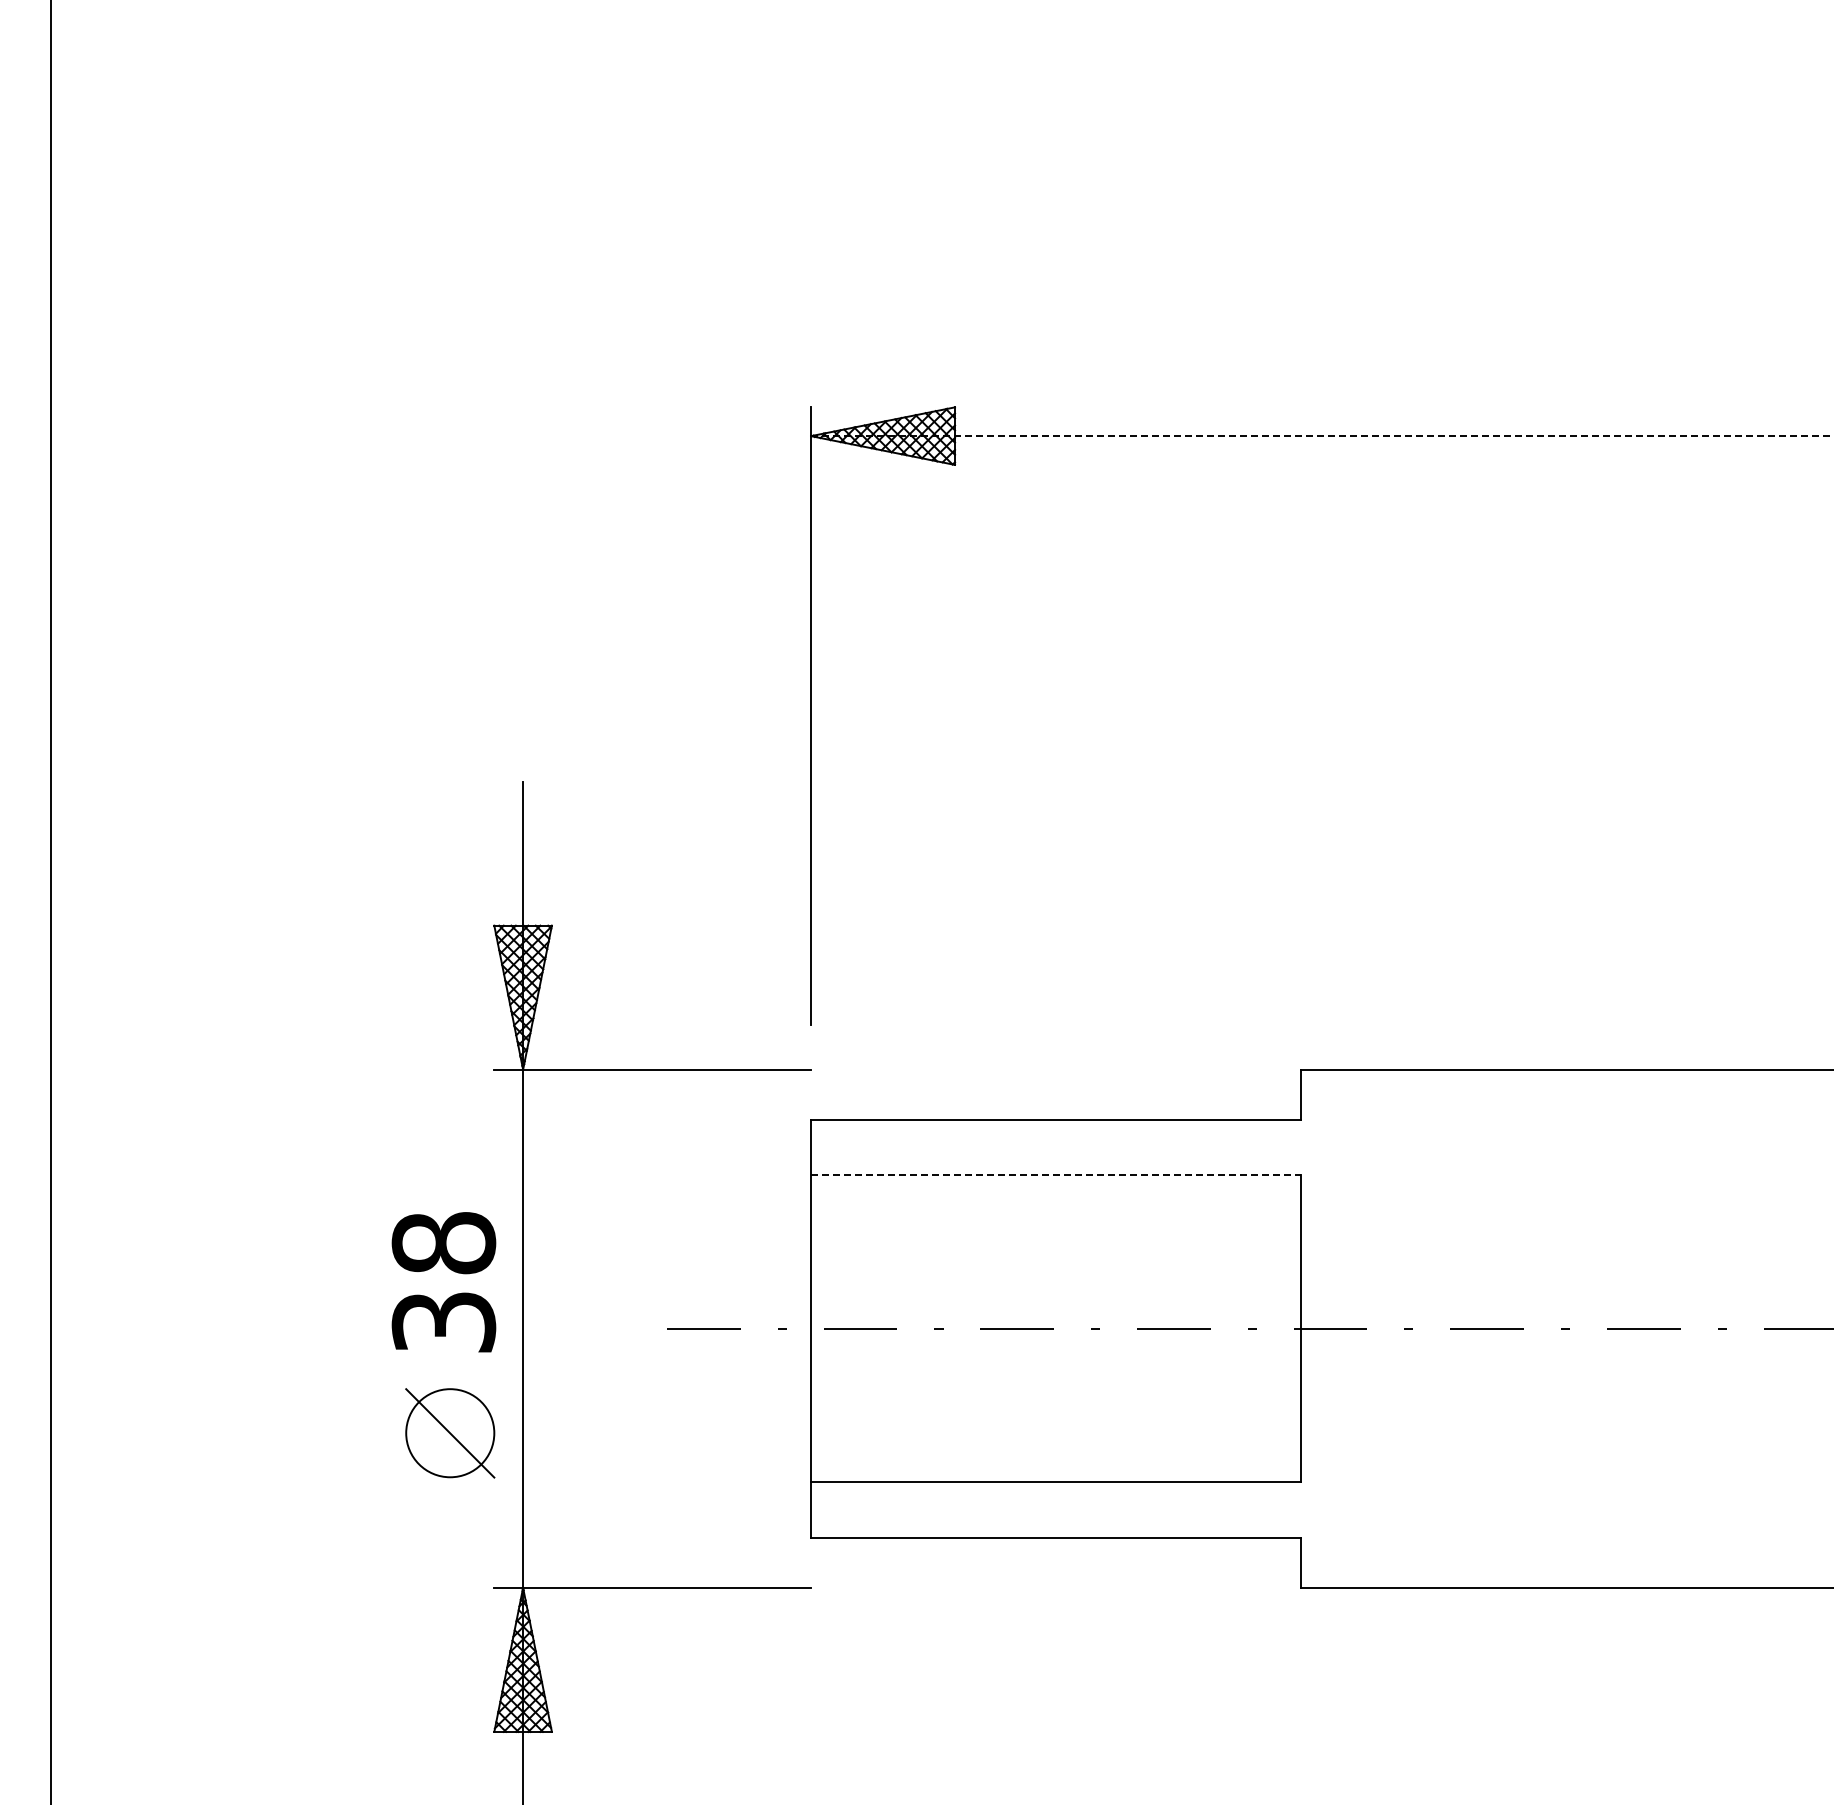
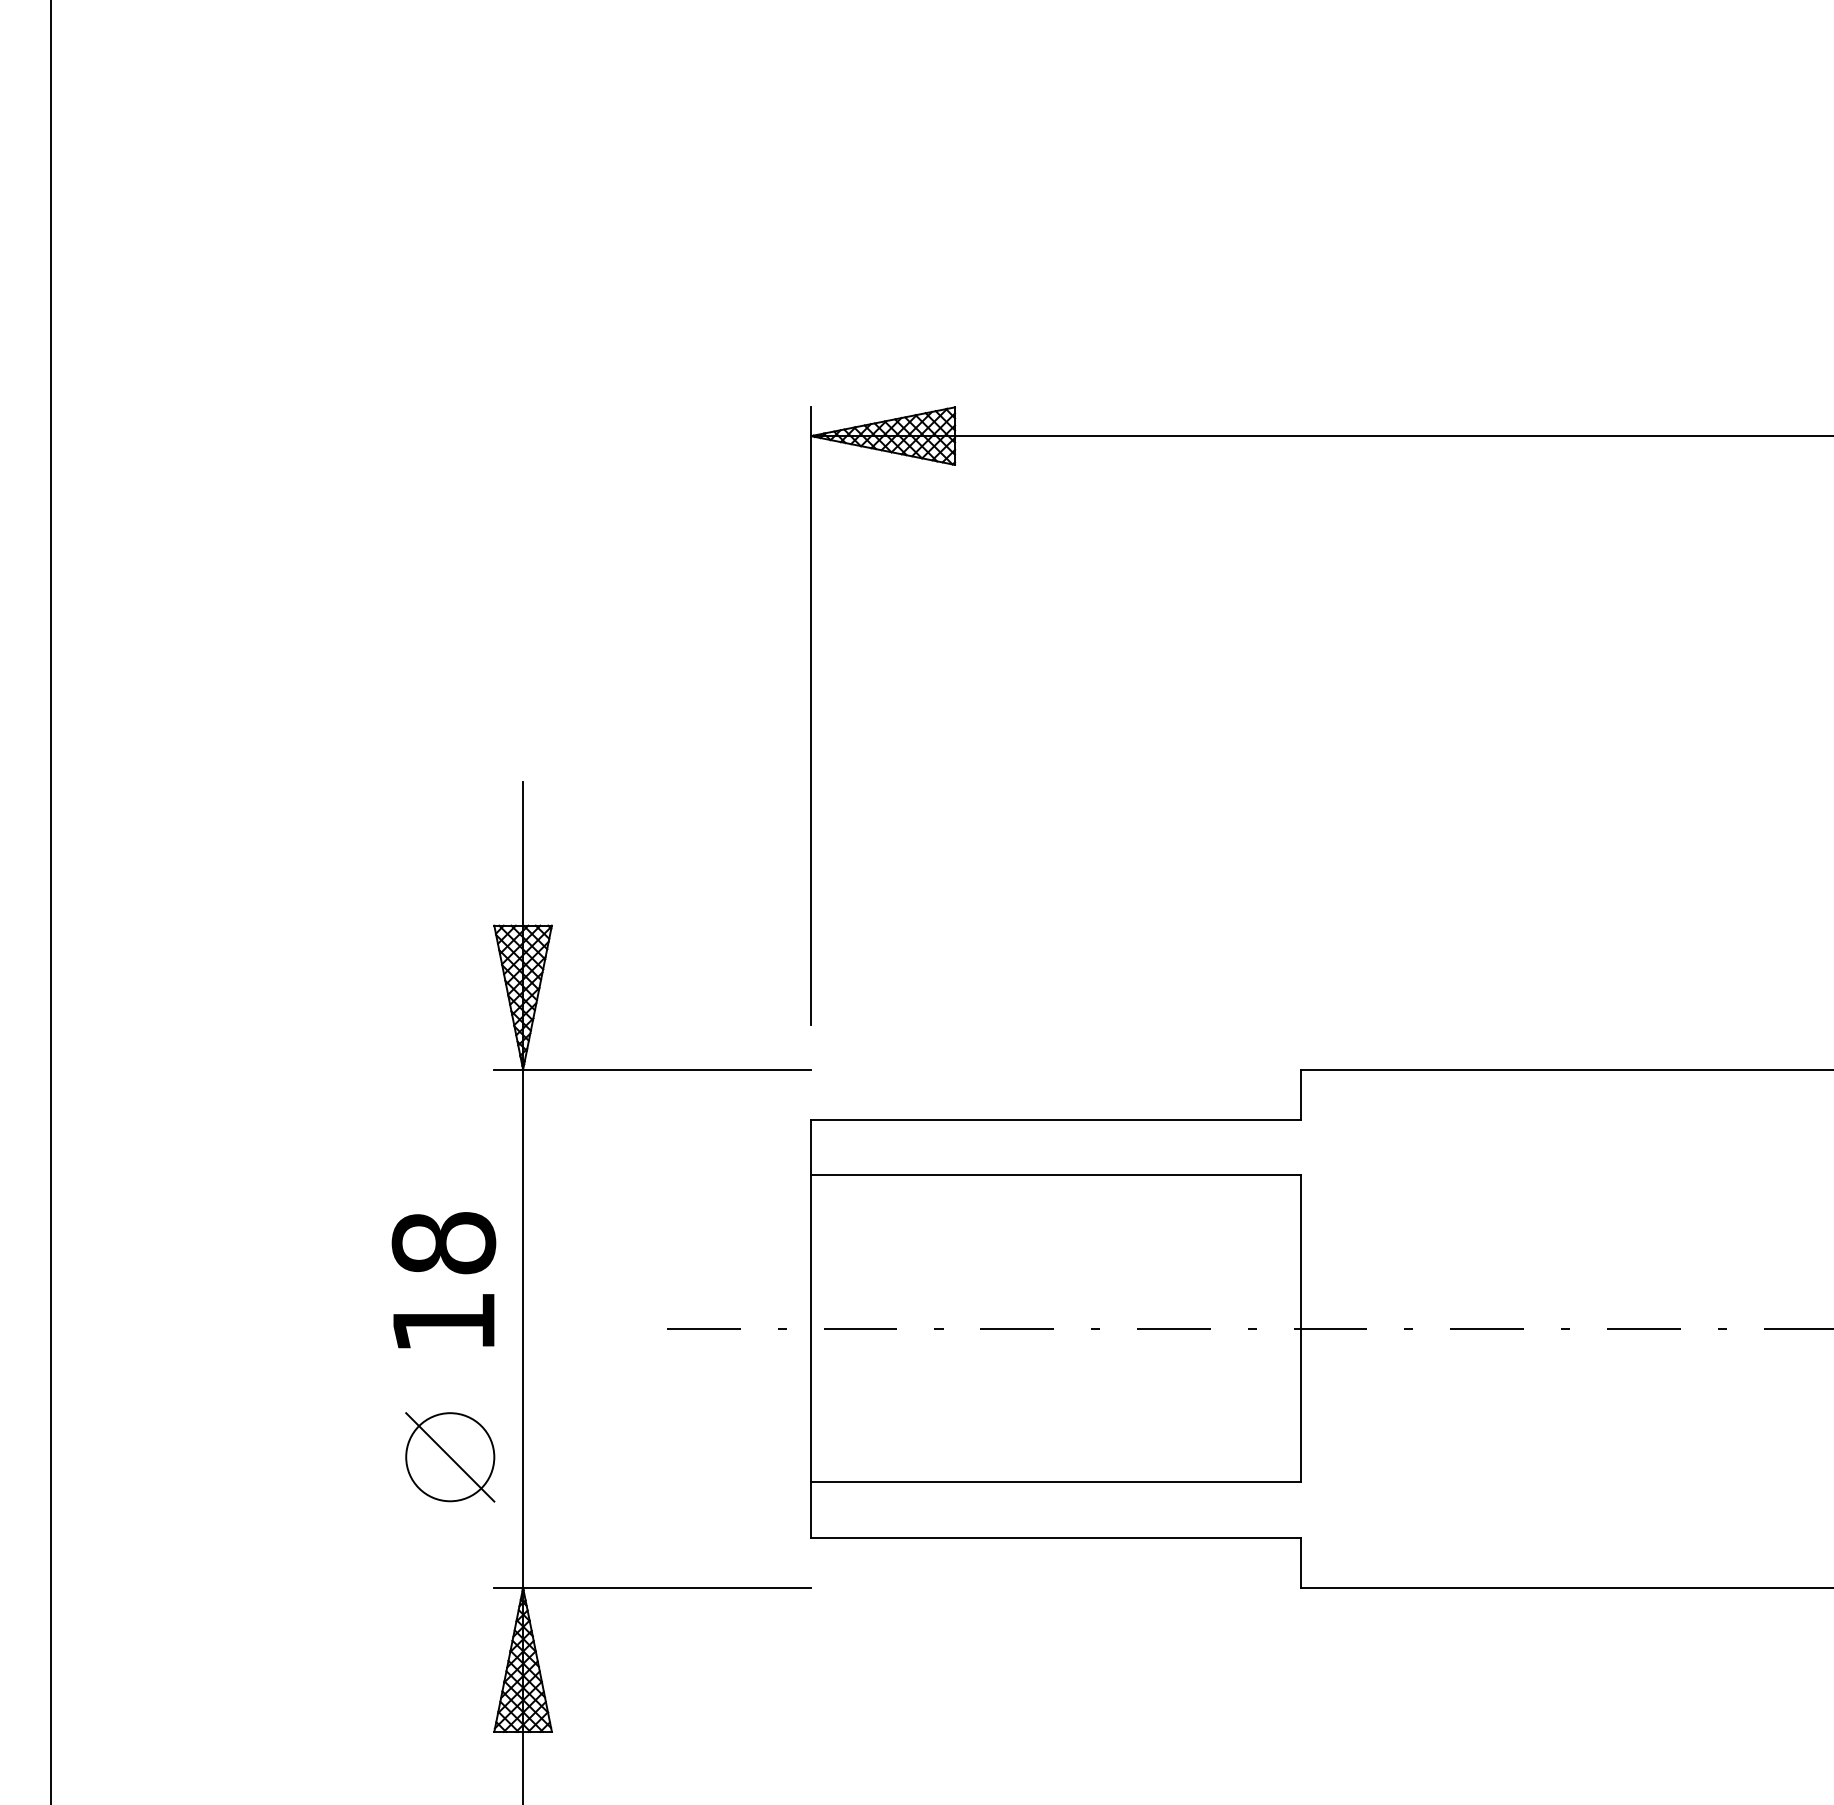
line: dashed -> solid (1322, 436)
line: dashed -> solid (1055, 1175)
text: 38 -> 18 (443, 1322)
part position: (450, 1433) -> (450, 1457) (450, 1457)
